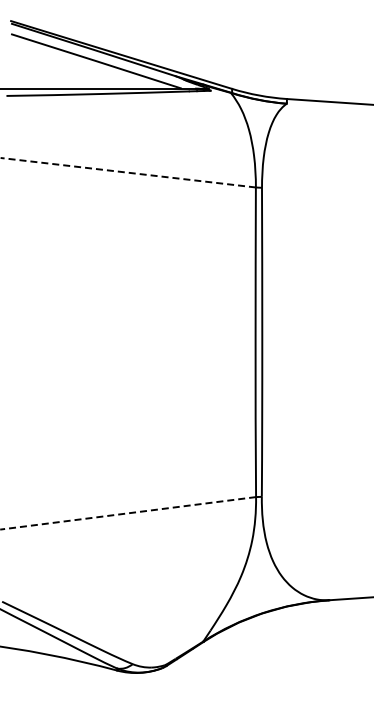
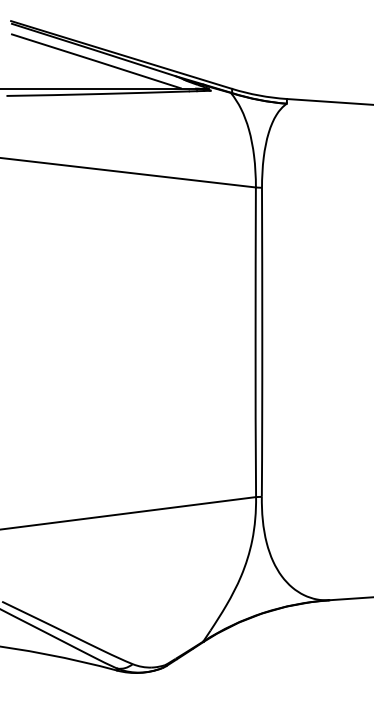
line: dashed -> solid (127, 172)
line: dashed -> solid (128, 513)
